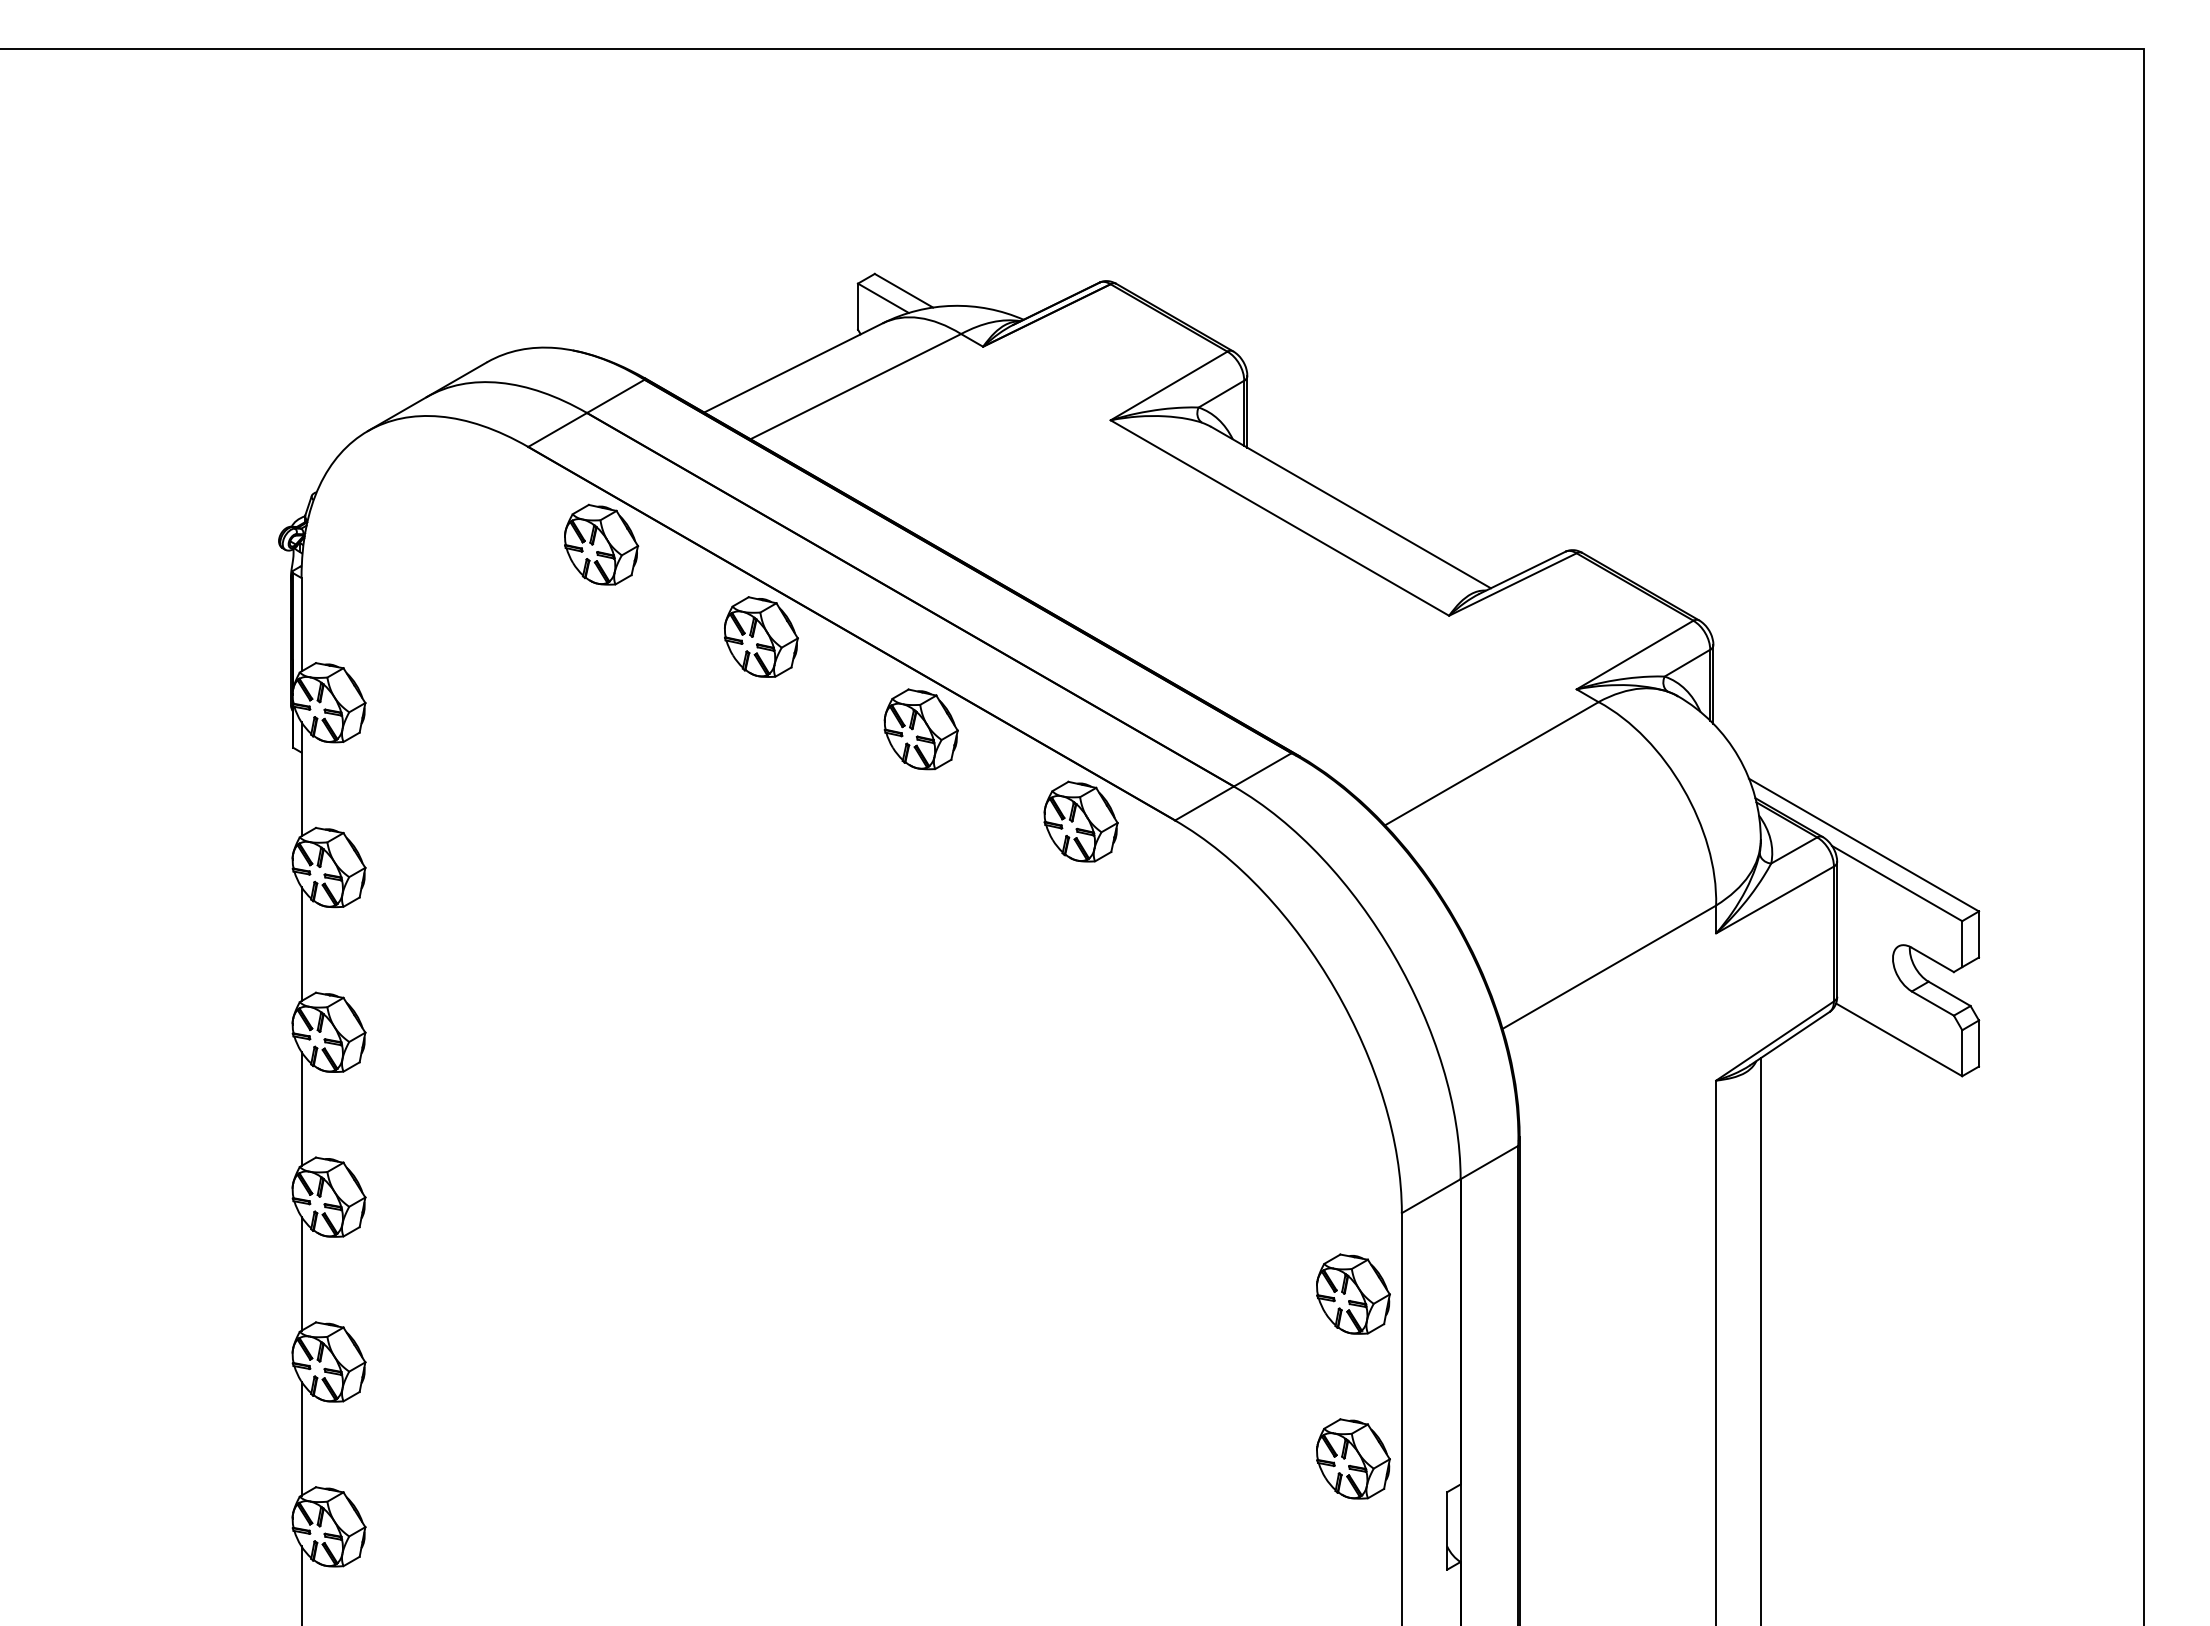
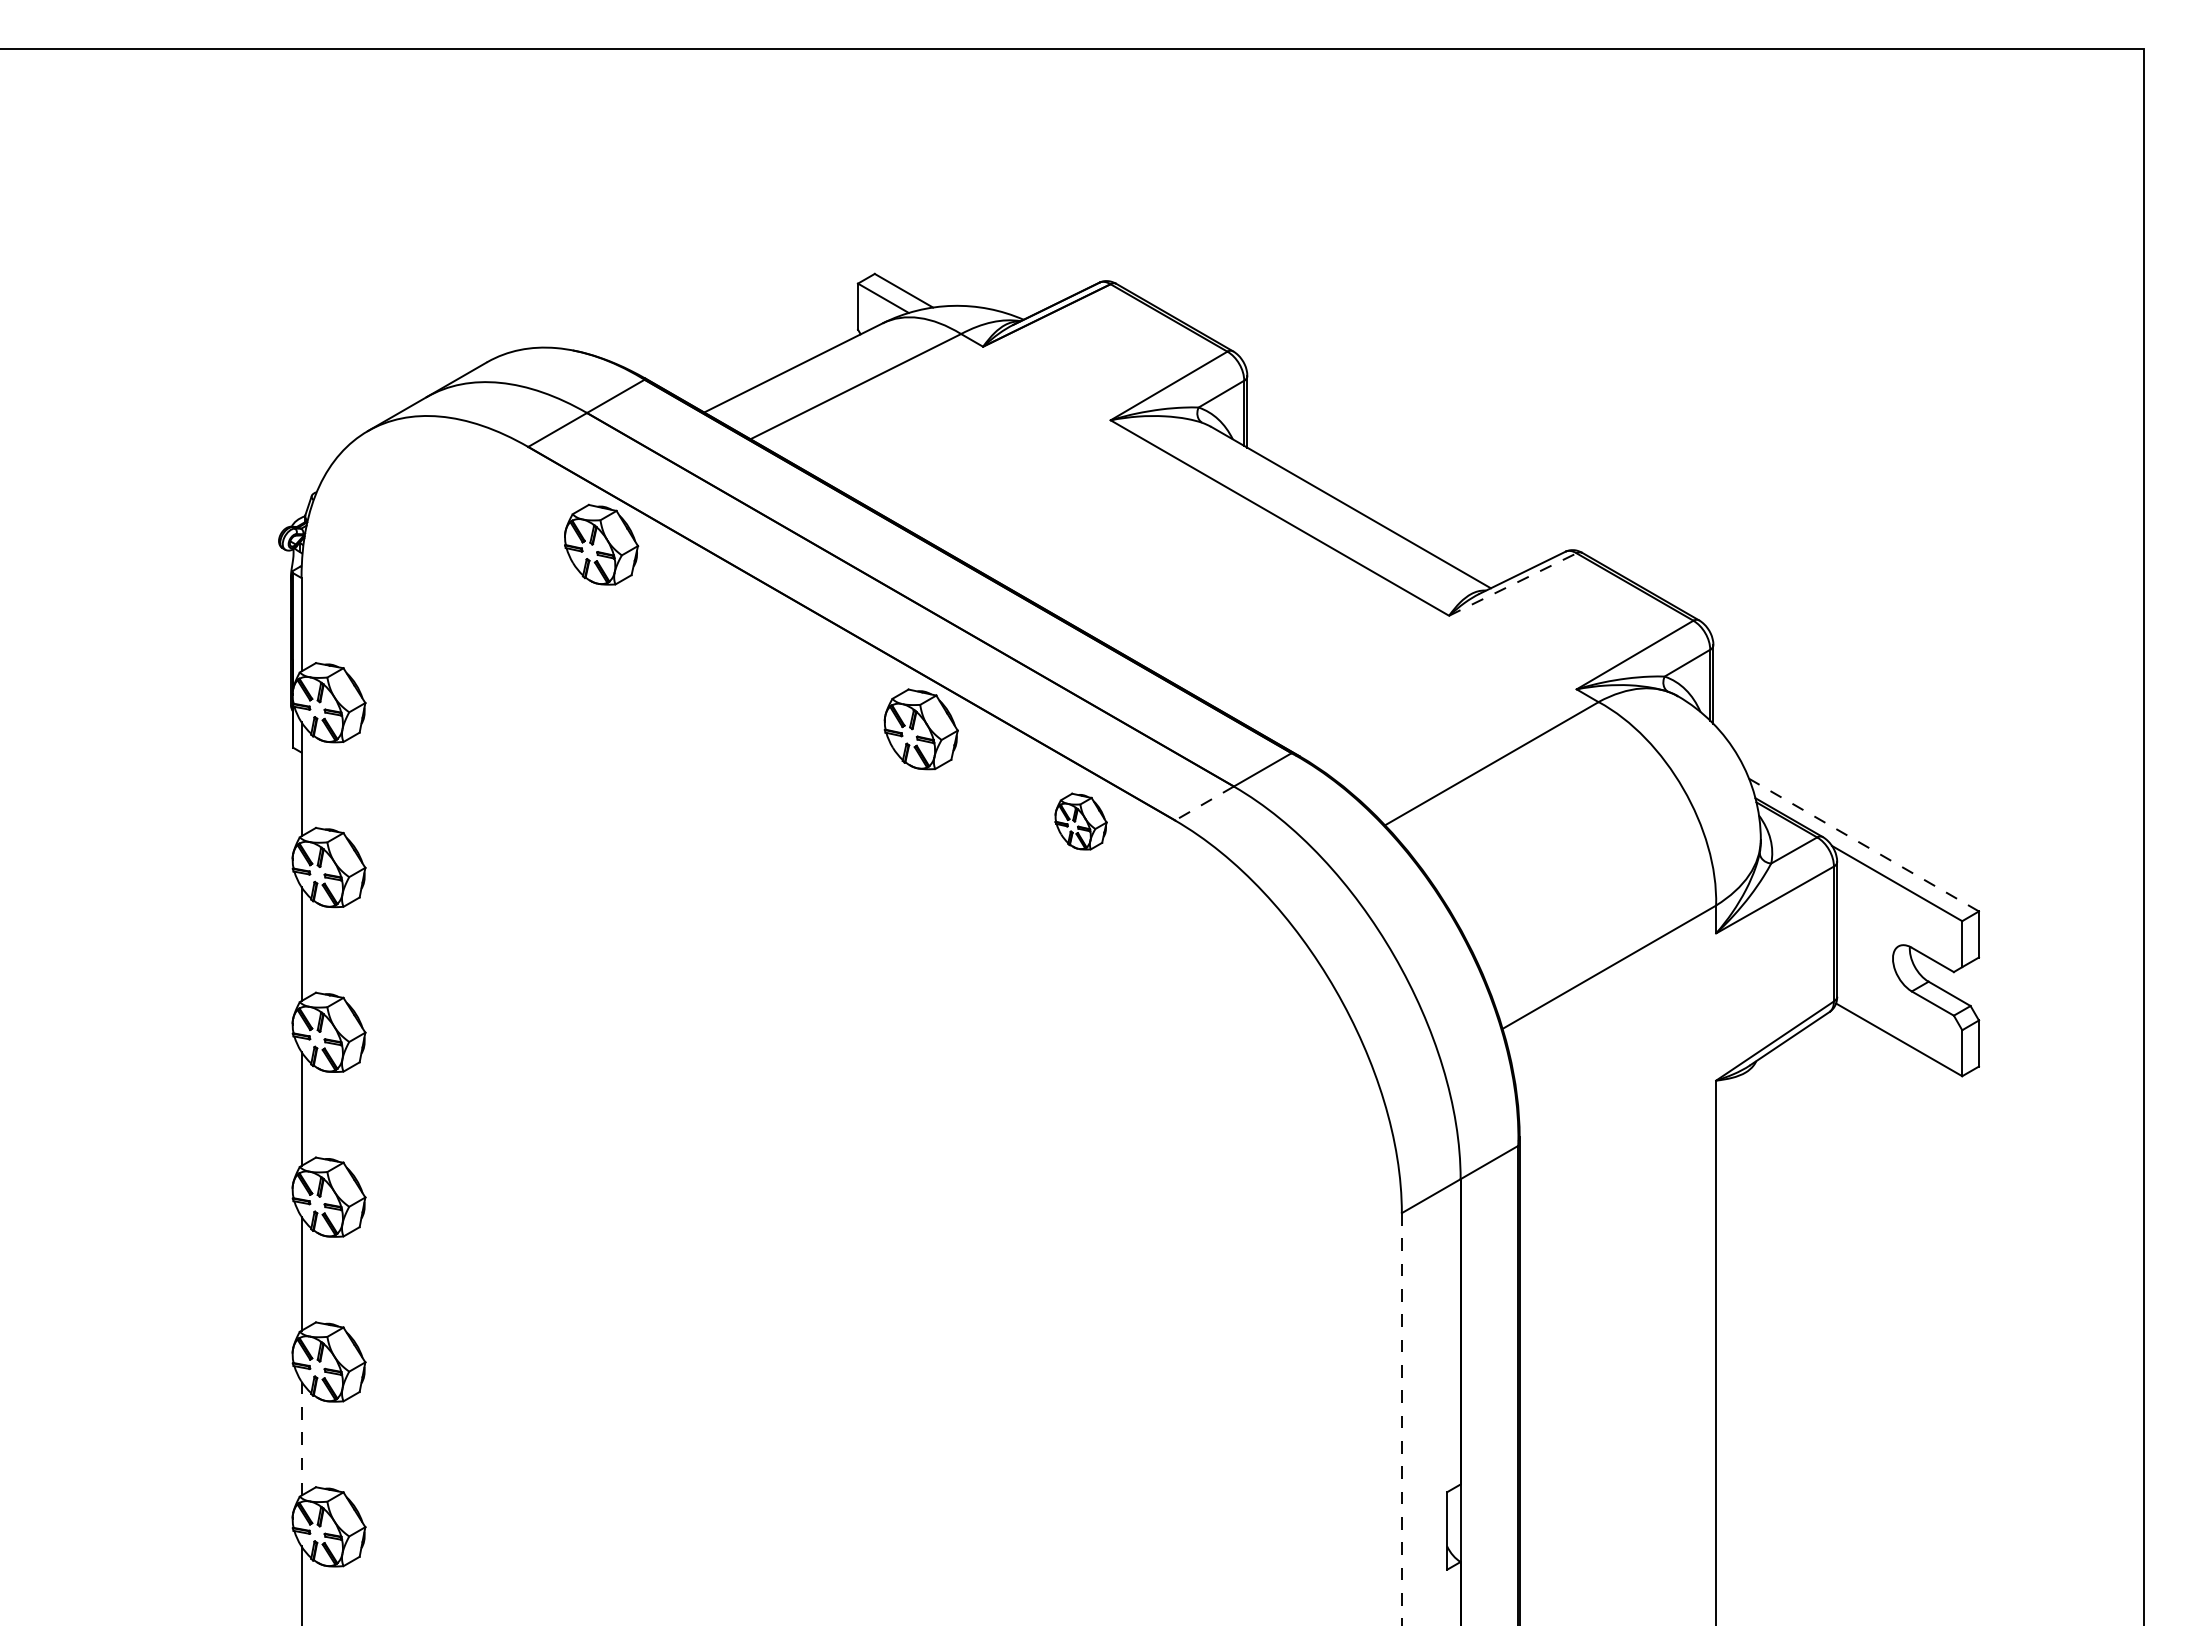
line: solid -> dashed (1513, 584)
part: present -> none (761, 636)
line: solid -> dashed (1204, 803)
part size: 76x83 px -> 54x59 px (1080, 821)
line: solid -> dashed (1863, 845)
part: present -> none (1353, 1293)
line: present -> none (1760, 1340)
line: solid -> dashed (1401, 1419)
line: solid -> dashed (301, 1438)
part: present -> none (1353, 1458)
